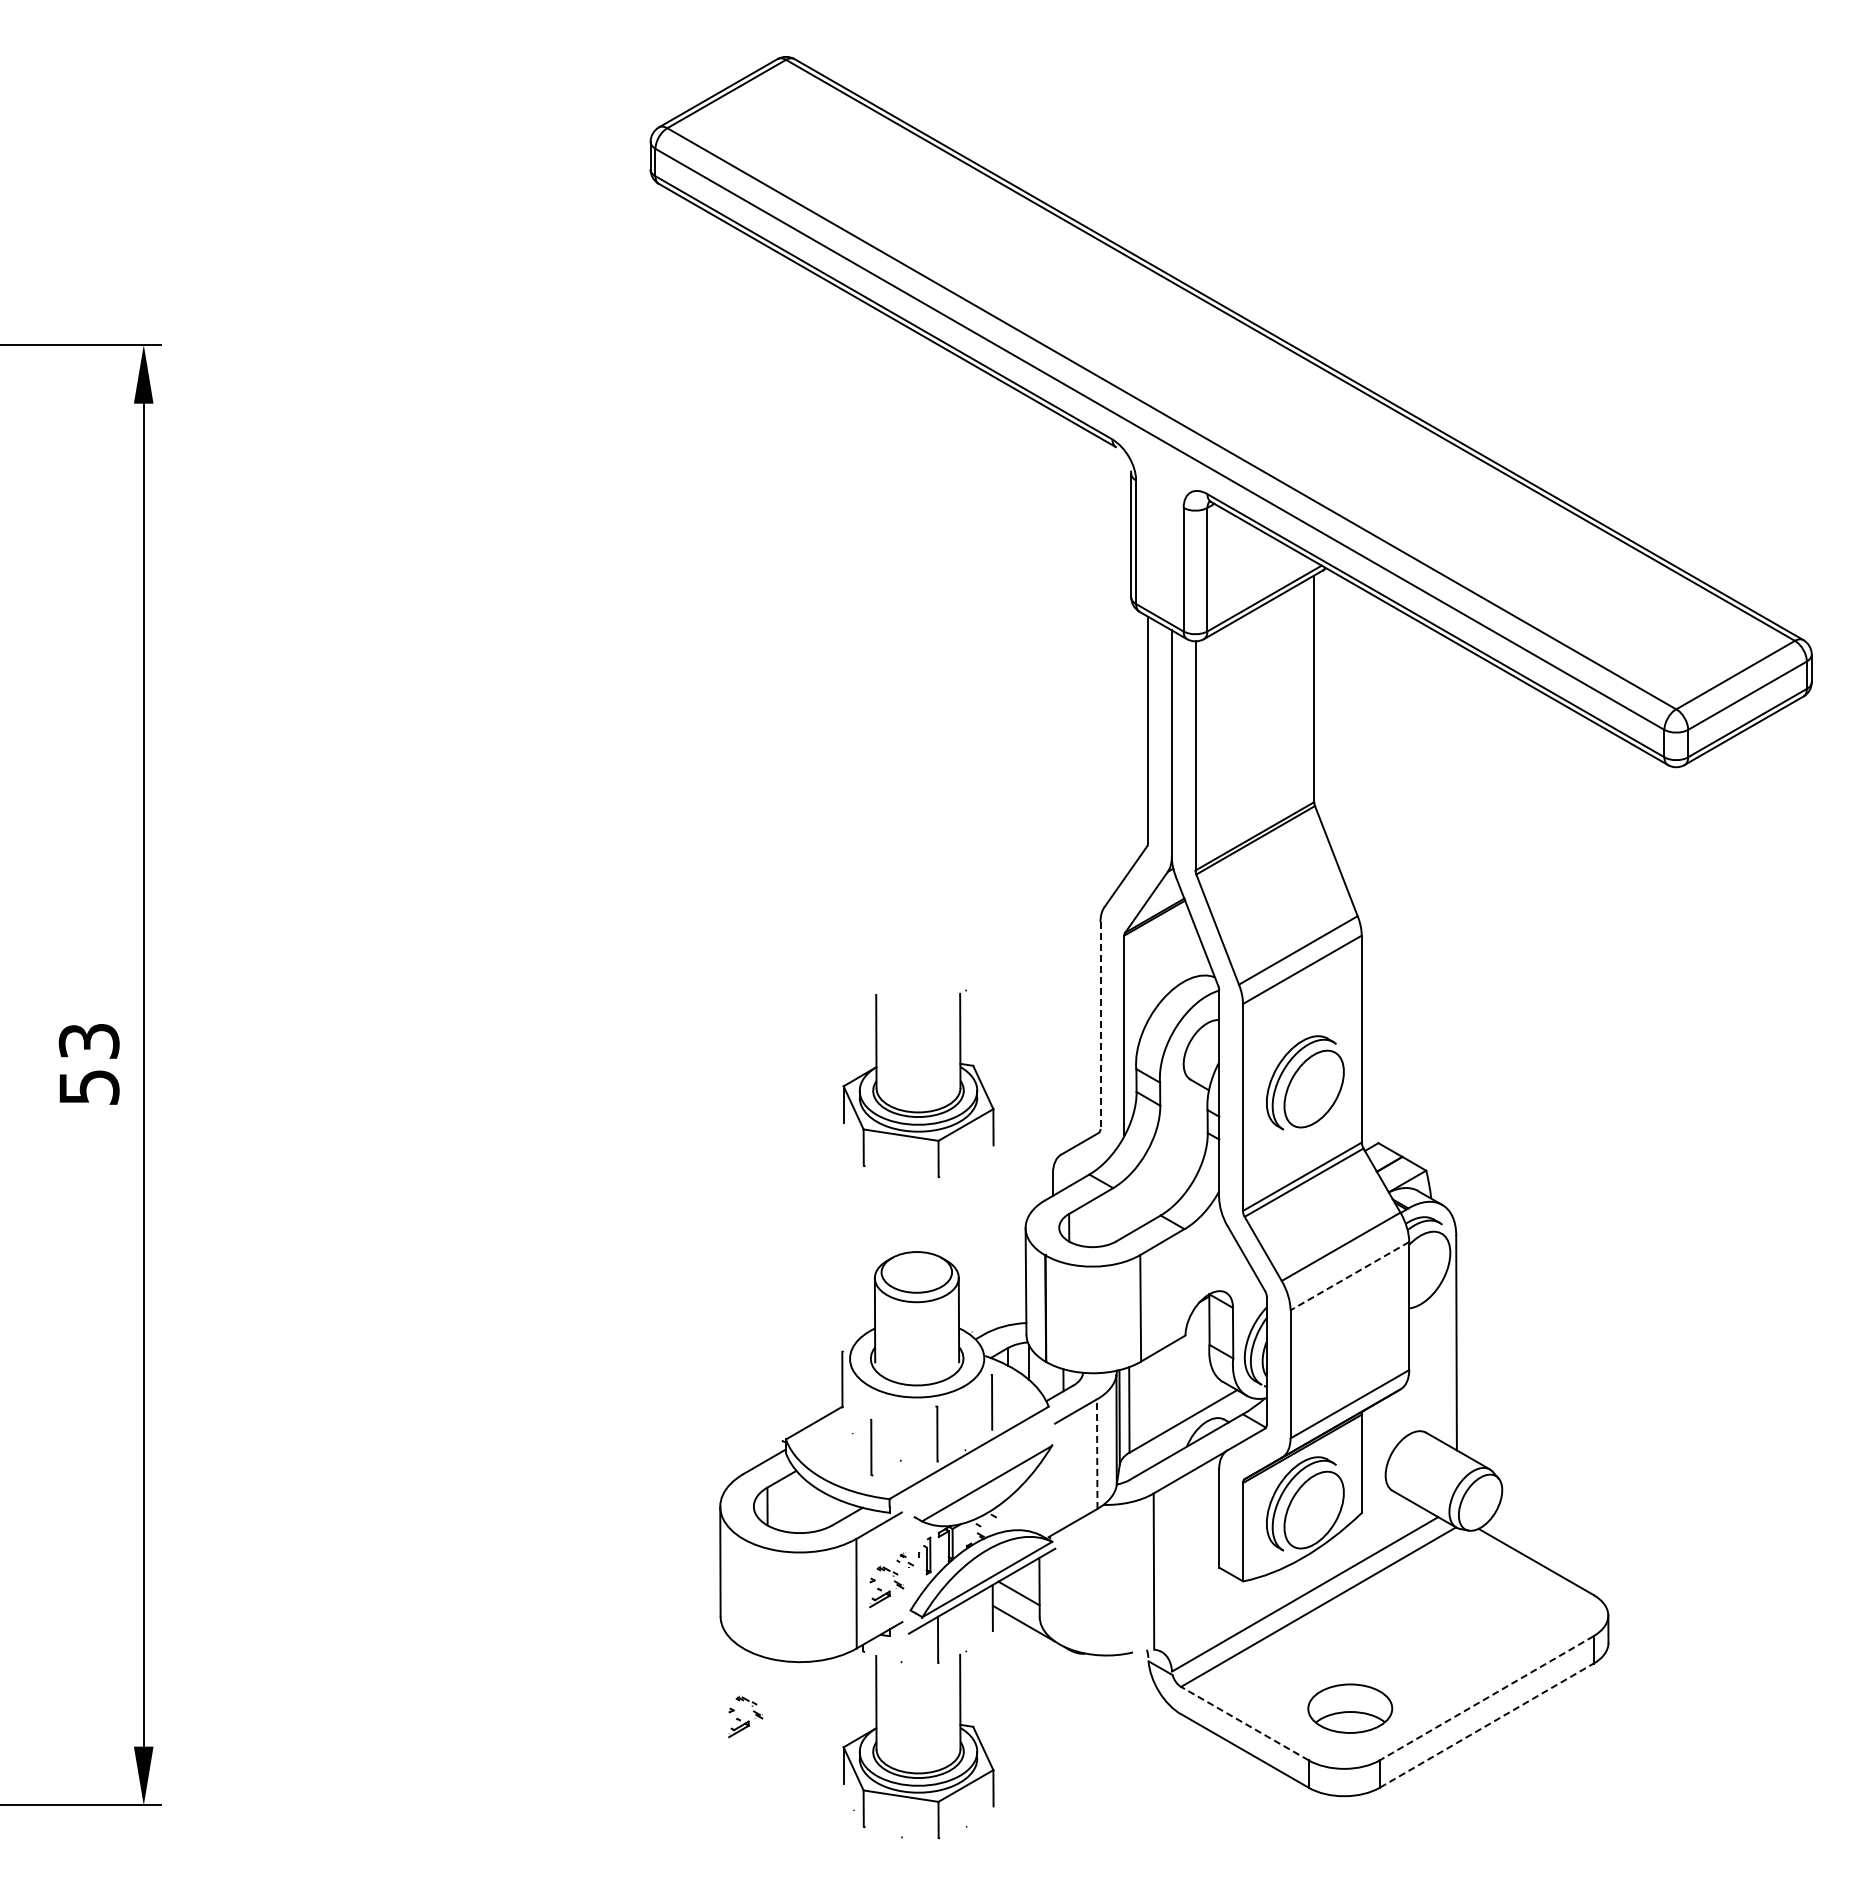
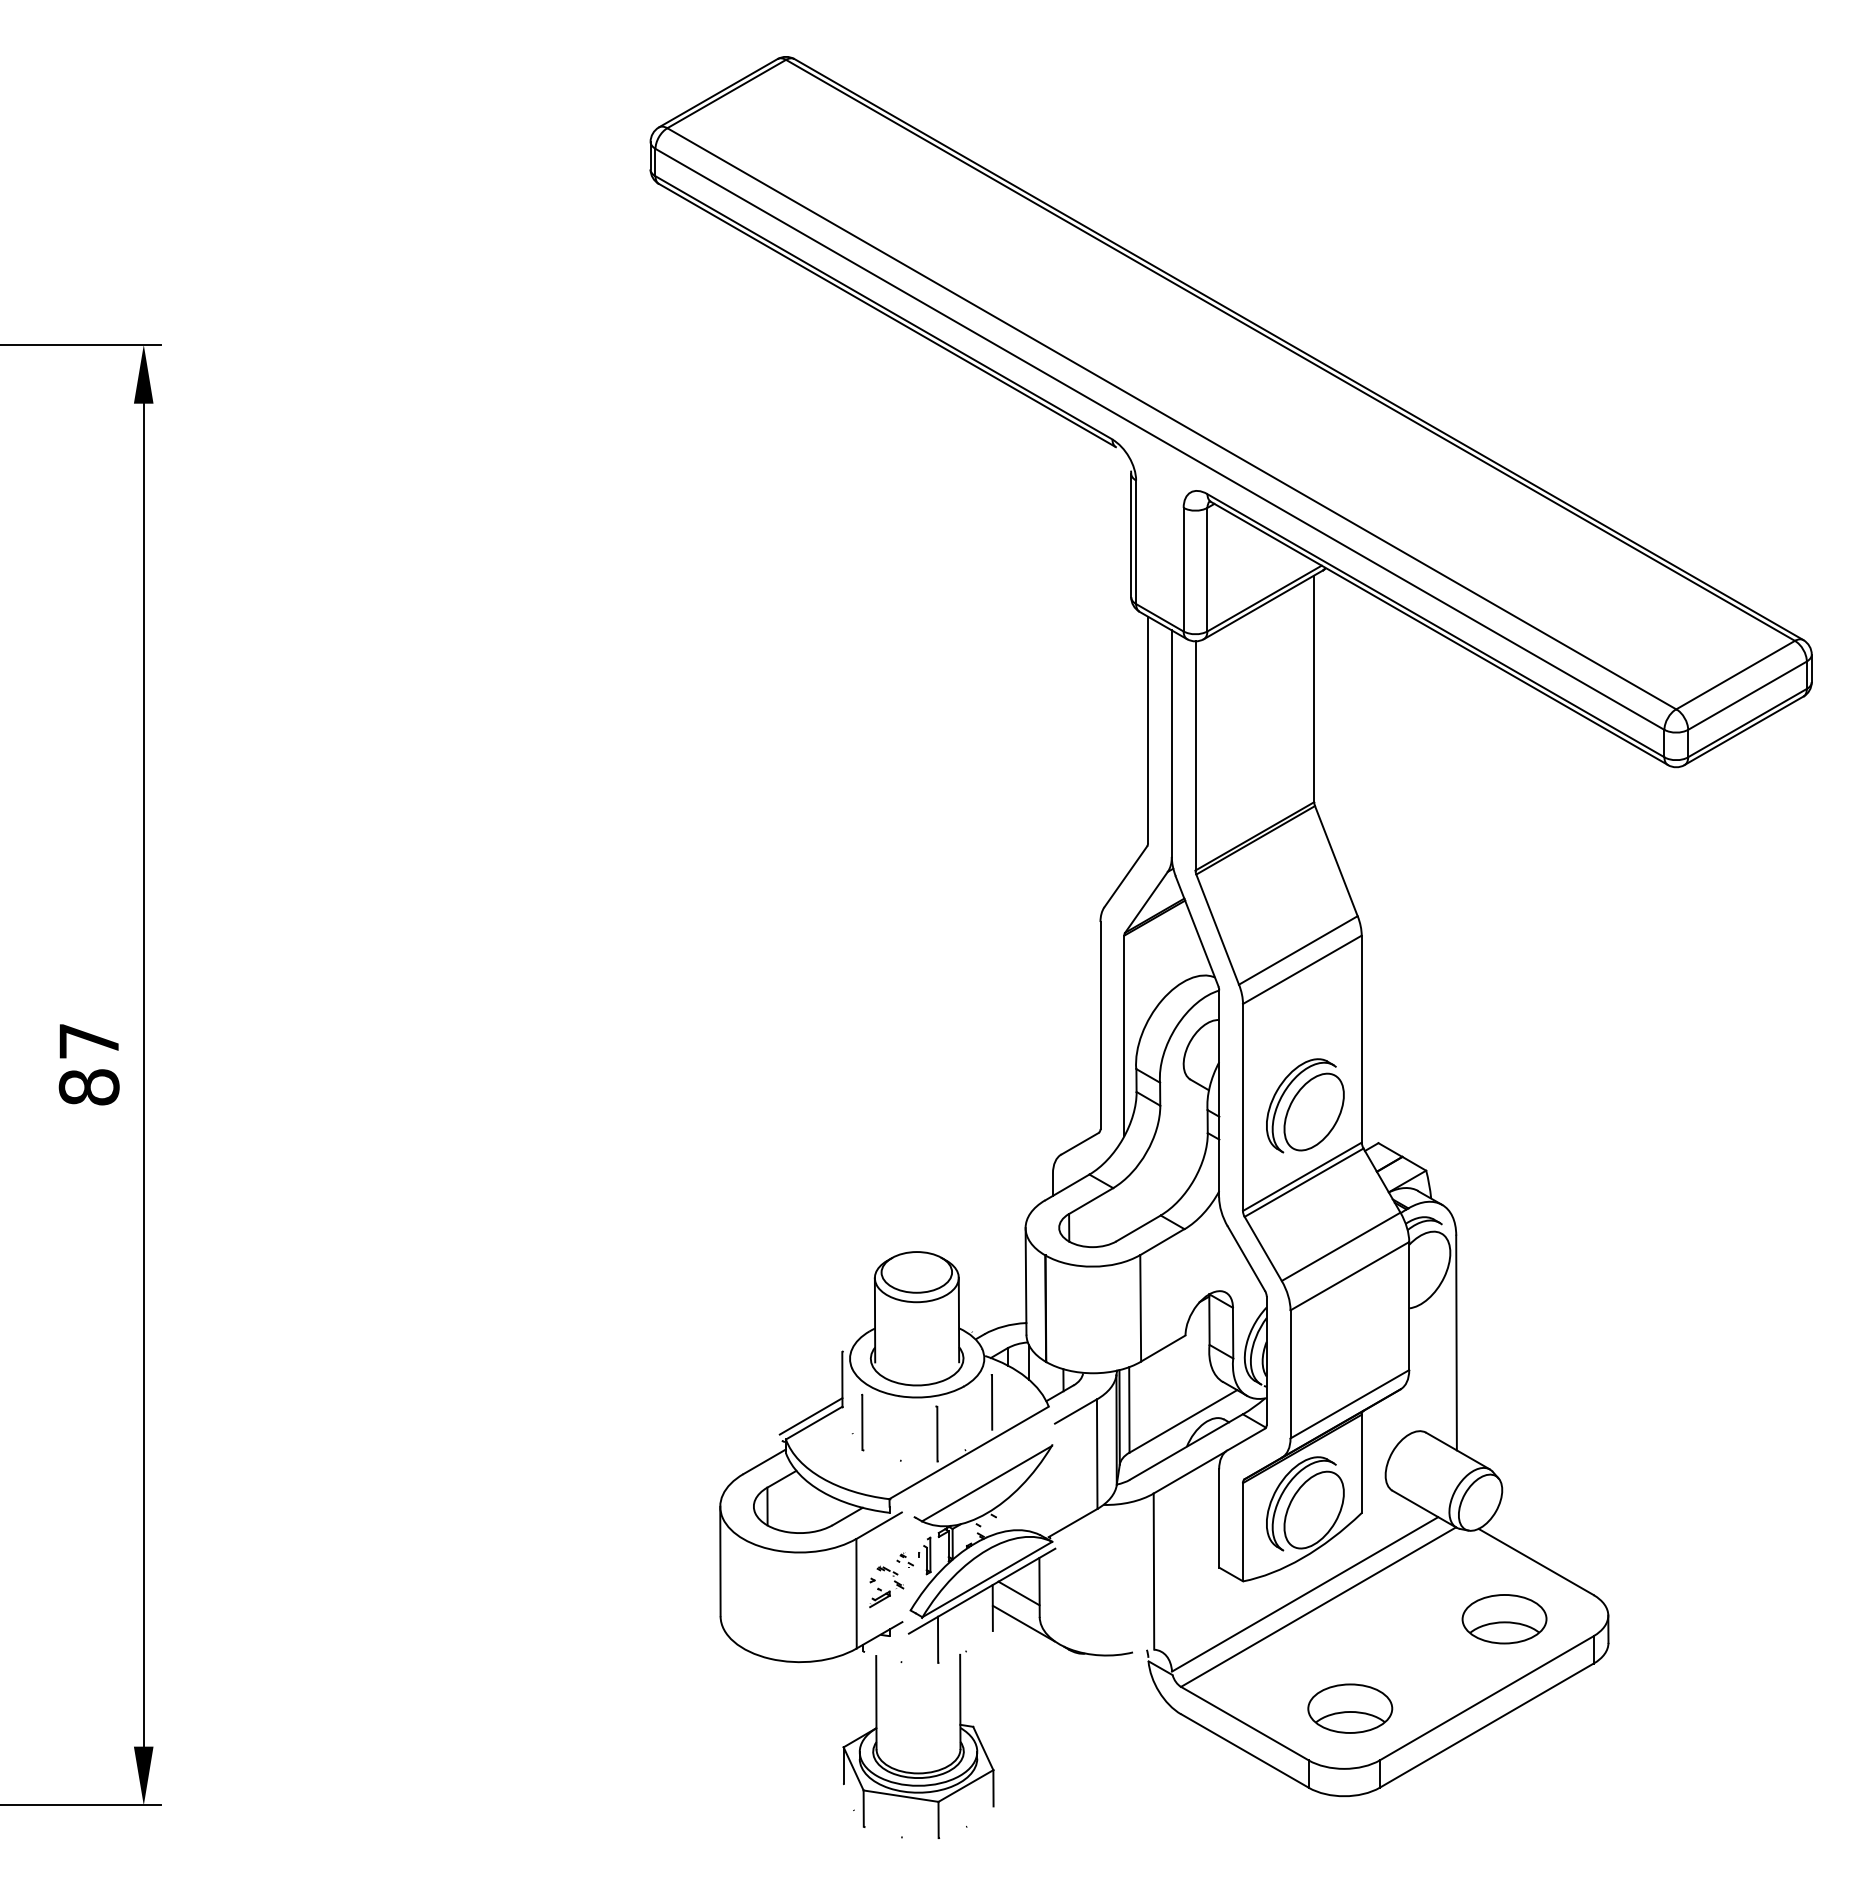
line: dashed -> solid (1100, 1026)
text: 53 -> 87 (88, 1064)
part position: (1305, 1082) -> (1305, 1105) (1305, 1105)
part: present -> none (918, 1111)
line: dashed -> solid (1349, 1276)
line: none -> present (810, 1416)
line position: (871, 1447) -> (862, 1422) (862, 1422)
line: dashed -> solid (1097, 1454)
part: none -> present (1504, 1619)
line: dashed -> solid (1486, 1698)
part: present -> none (745, 1716)
line: dashed -> solid (1244, 1723)
line: dashed -> solid (1486, 1725)
